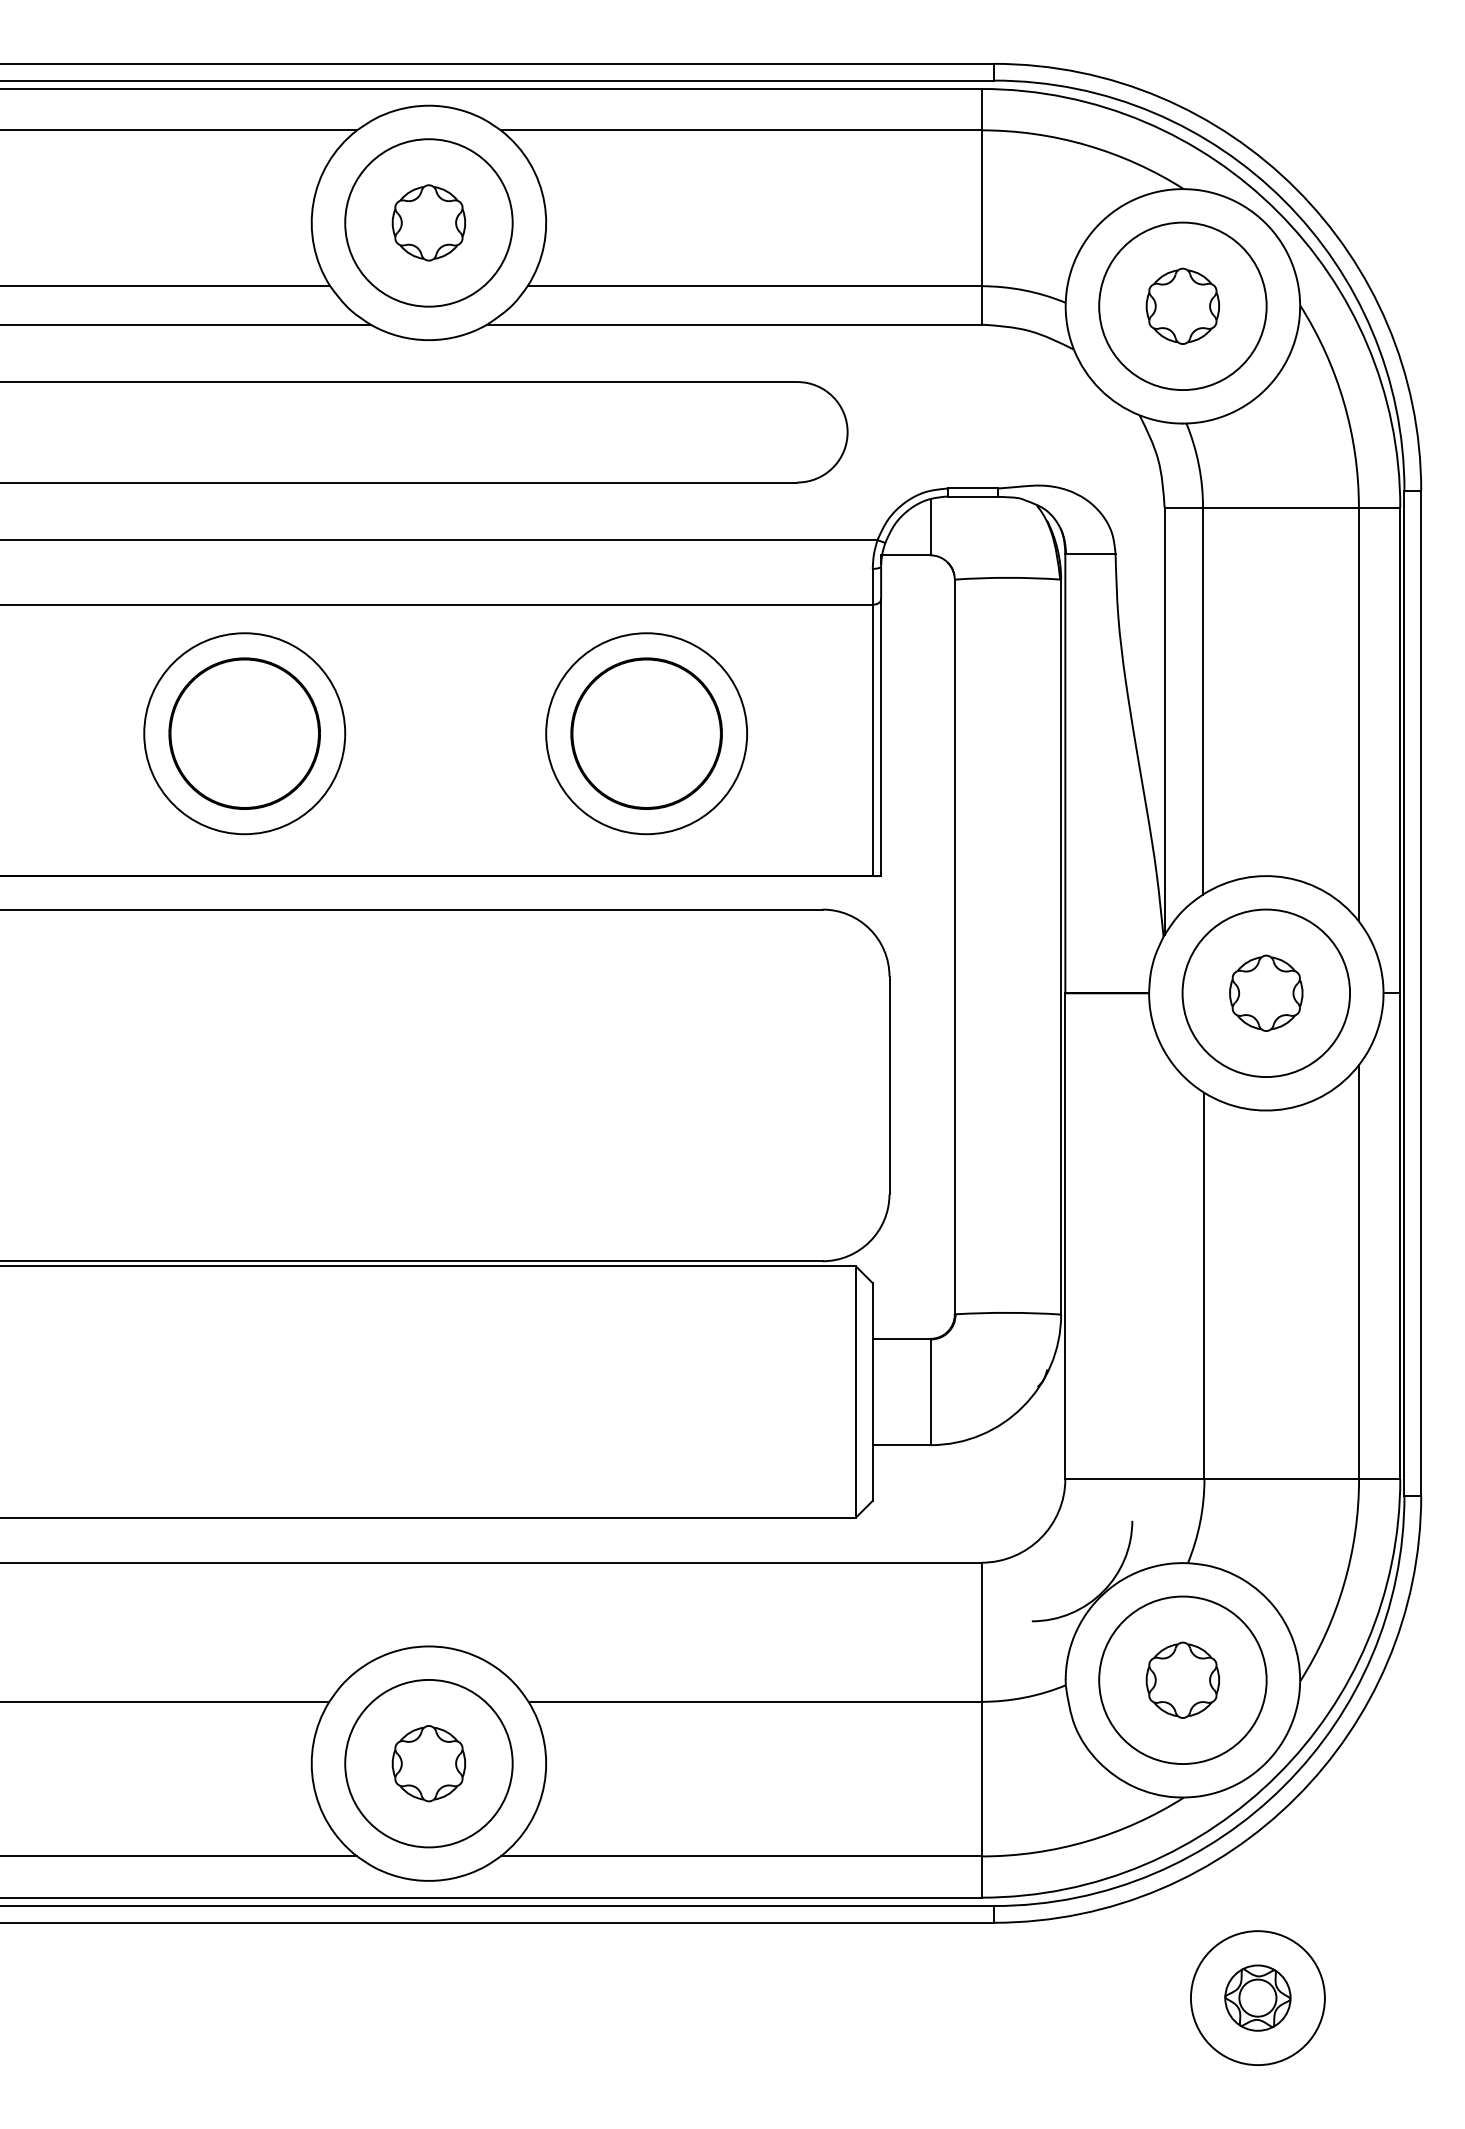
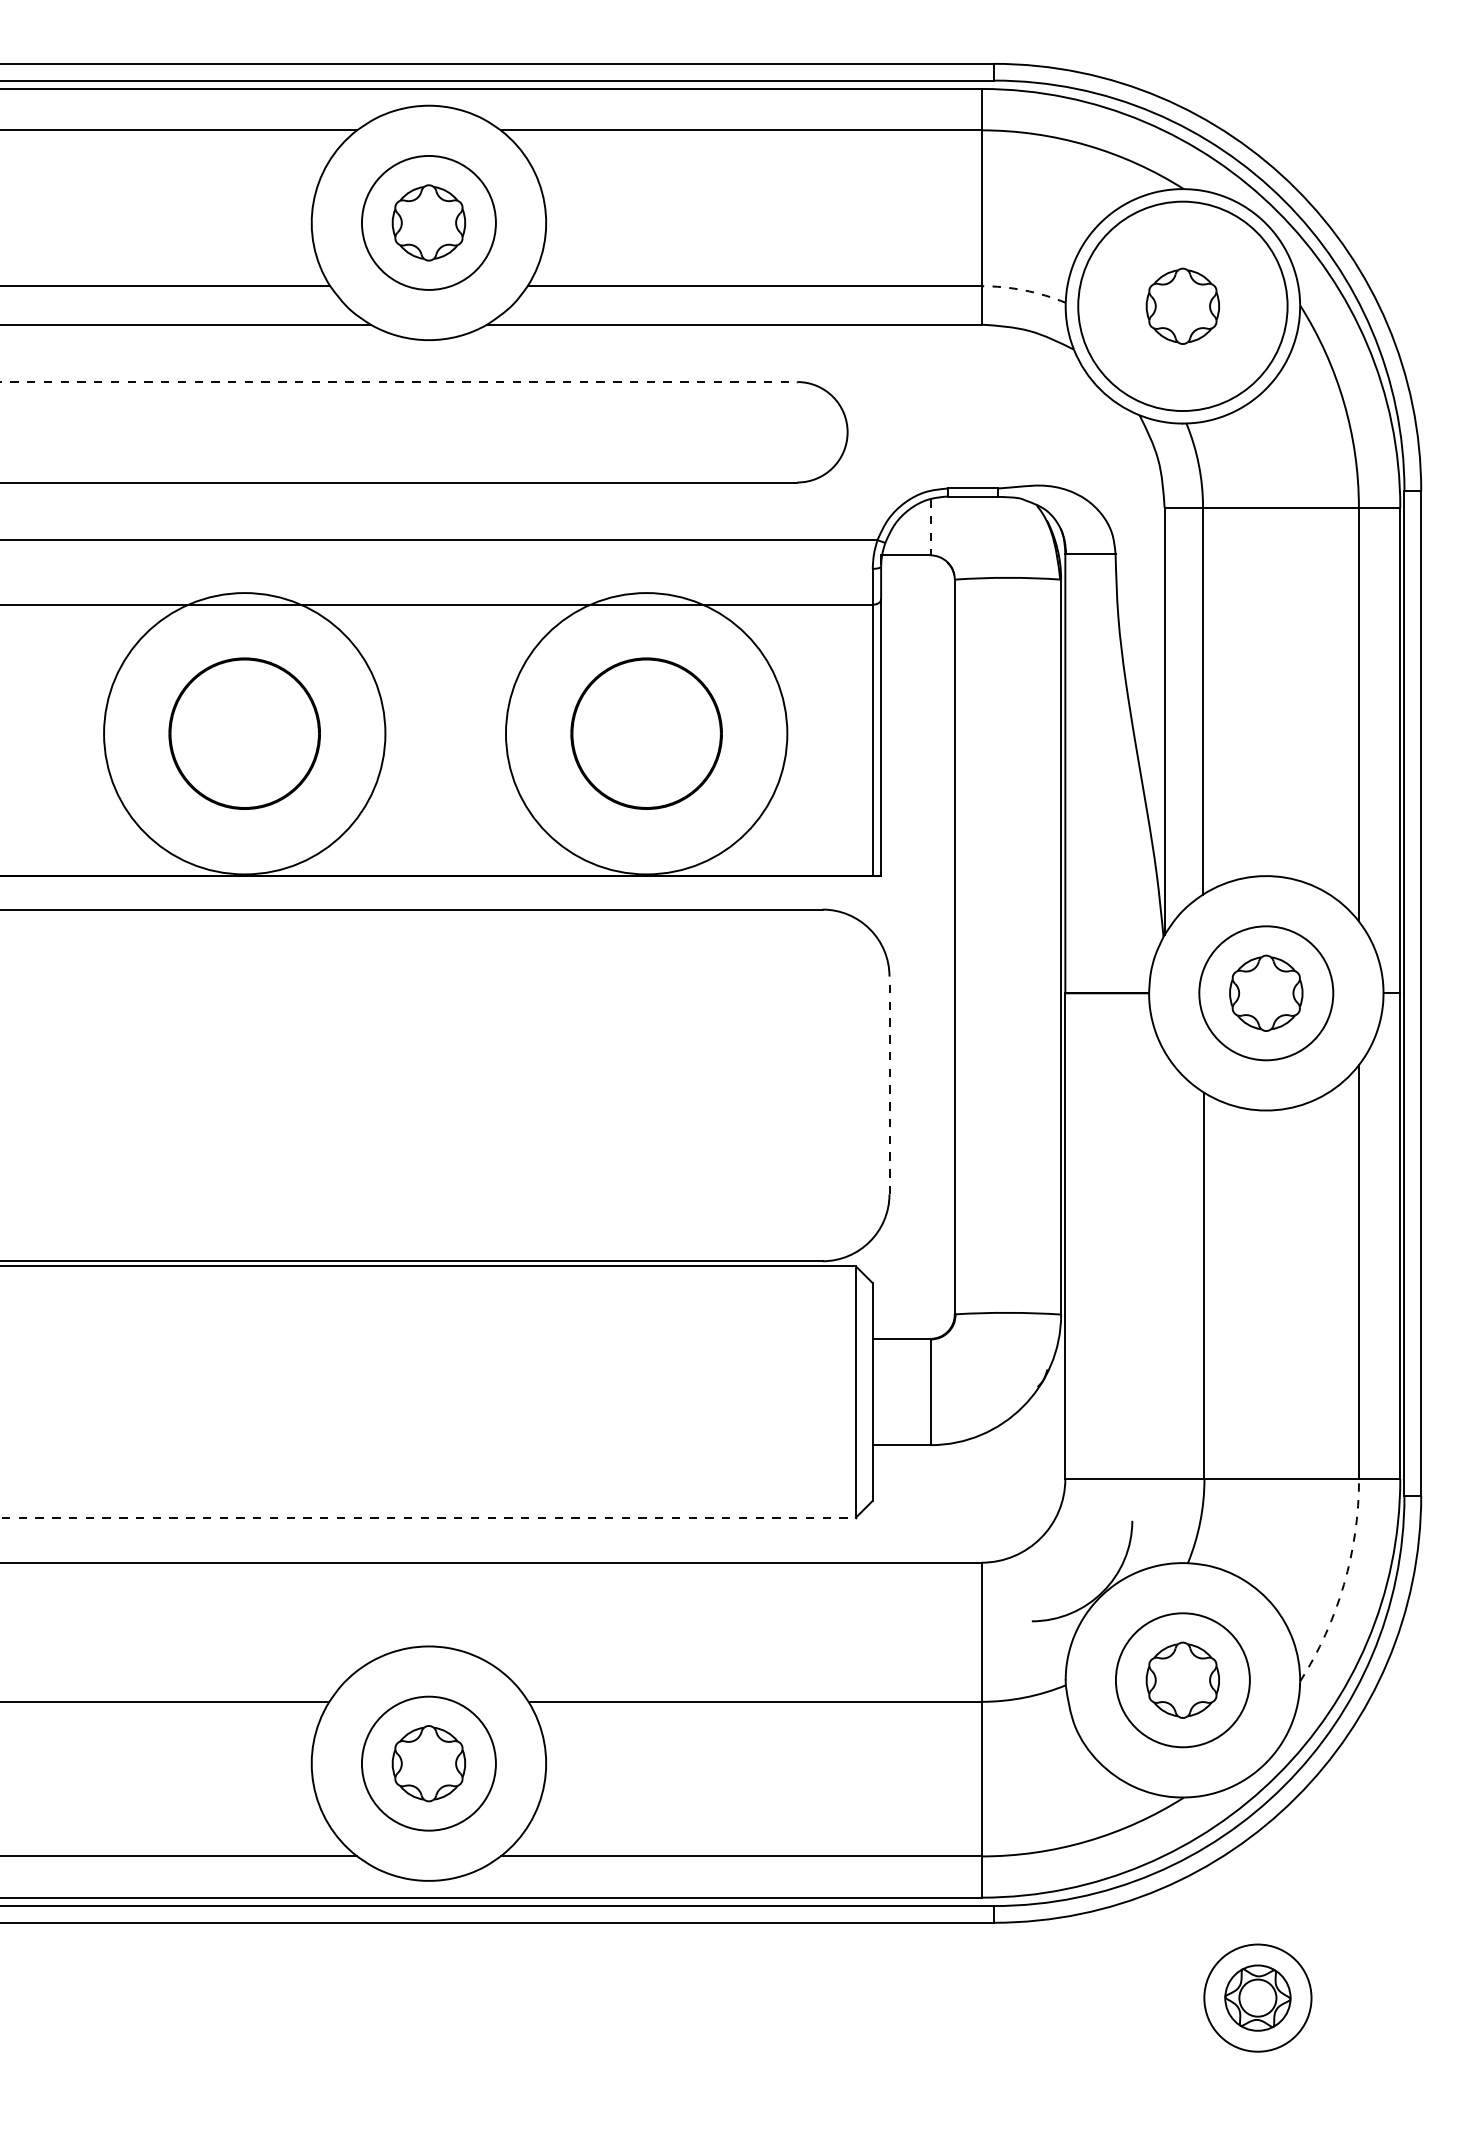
circle diameter: 167 px -> 134 px (428, 222)
arc: solid -> dashed (1024, 290)
circle diameter: 167 px -> 209 px (1182, 306)
line: solid -> dashed (399, 382)
line: solid -> dashed (930, 527)
circle diameter: 201 px -> 281 px (244, 733)
circle diameter: 201 px -> 281 px (646, 733)
circle diameter: 167 px -> 134 px (1266, 993)
line: solid -> dashed (889, 1085)
line: solid -> dashed (428, 1517)
arc: solid -> dashed (1344, 1584)
circle diameter: 167 px -> 134 px (1182, 1680)
circle diameter: 167 px -> 134 px (428, 1763)
circle diameter: 134 px -> 107 px (1257, 1997)
